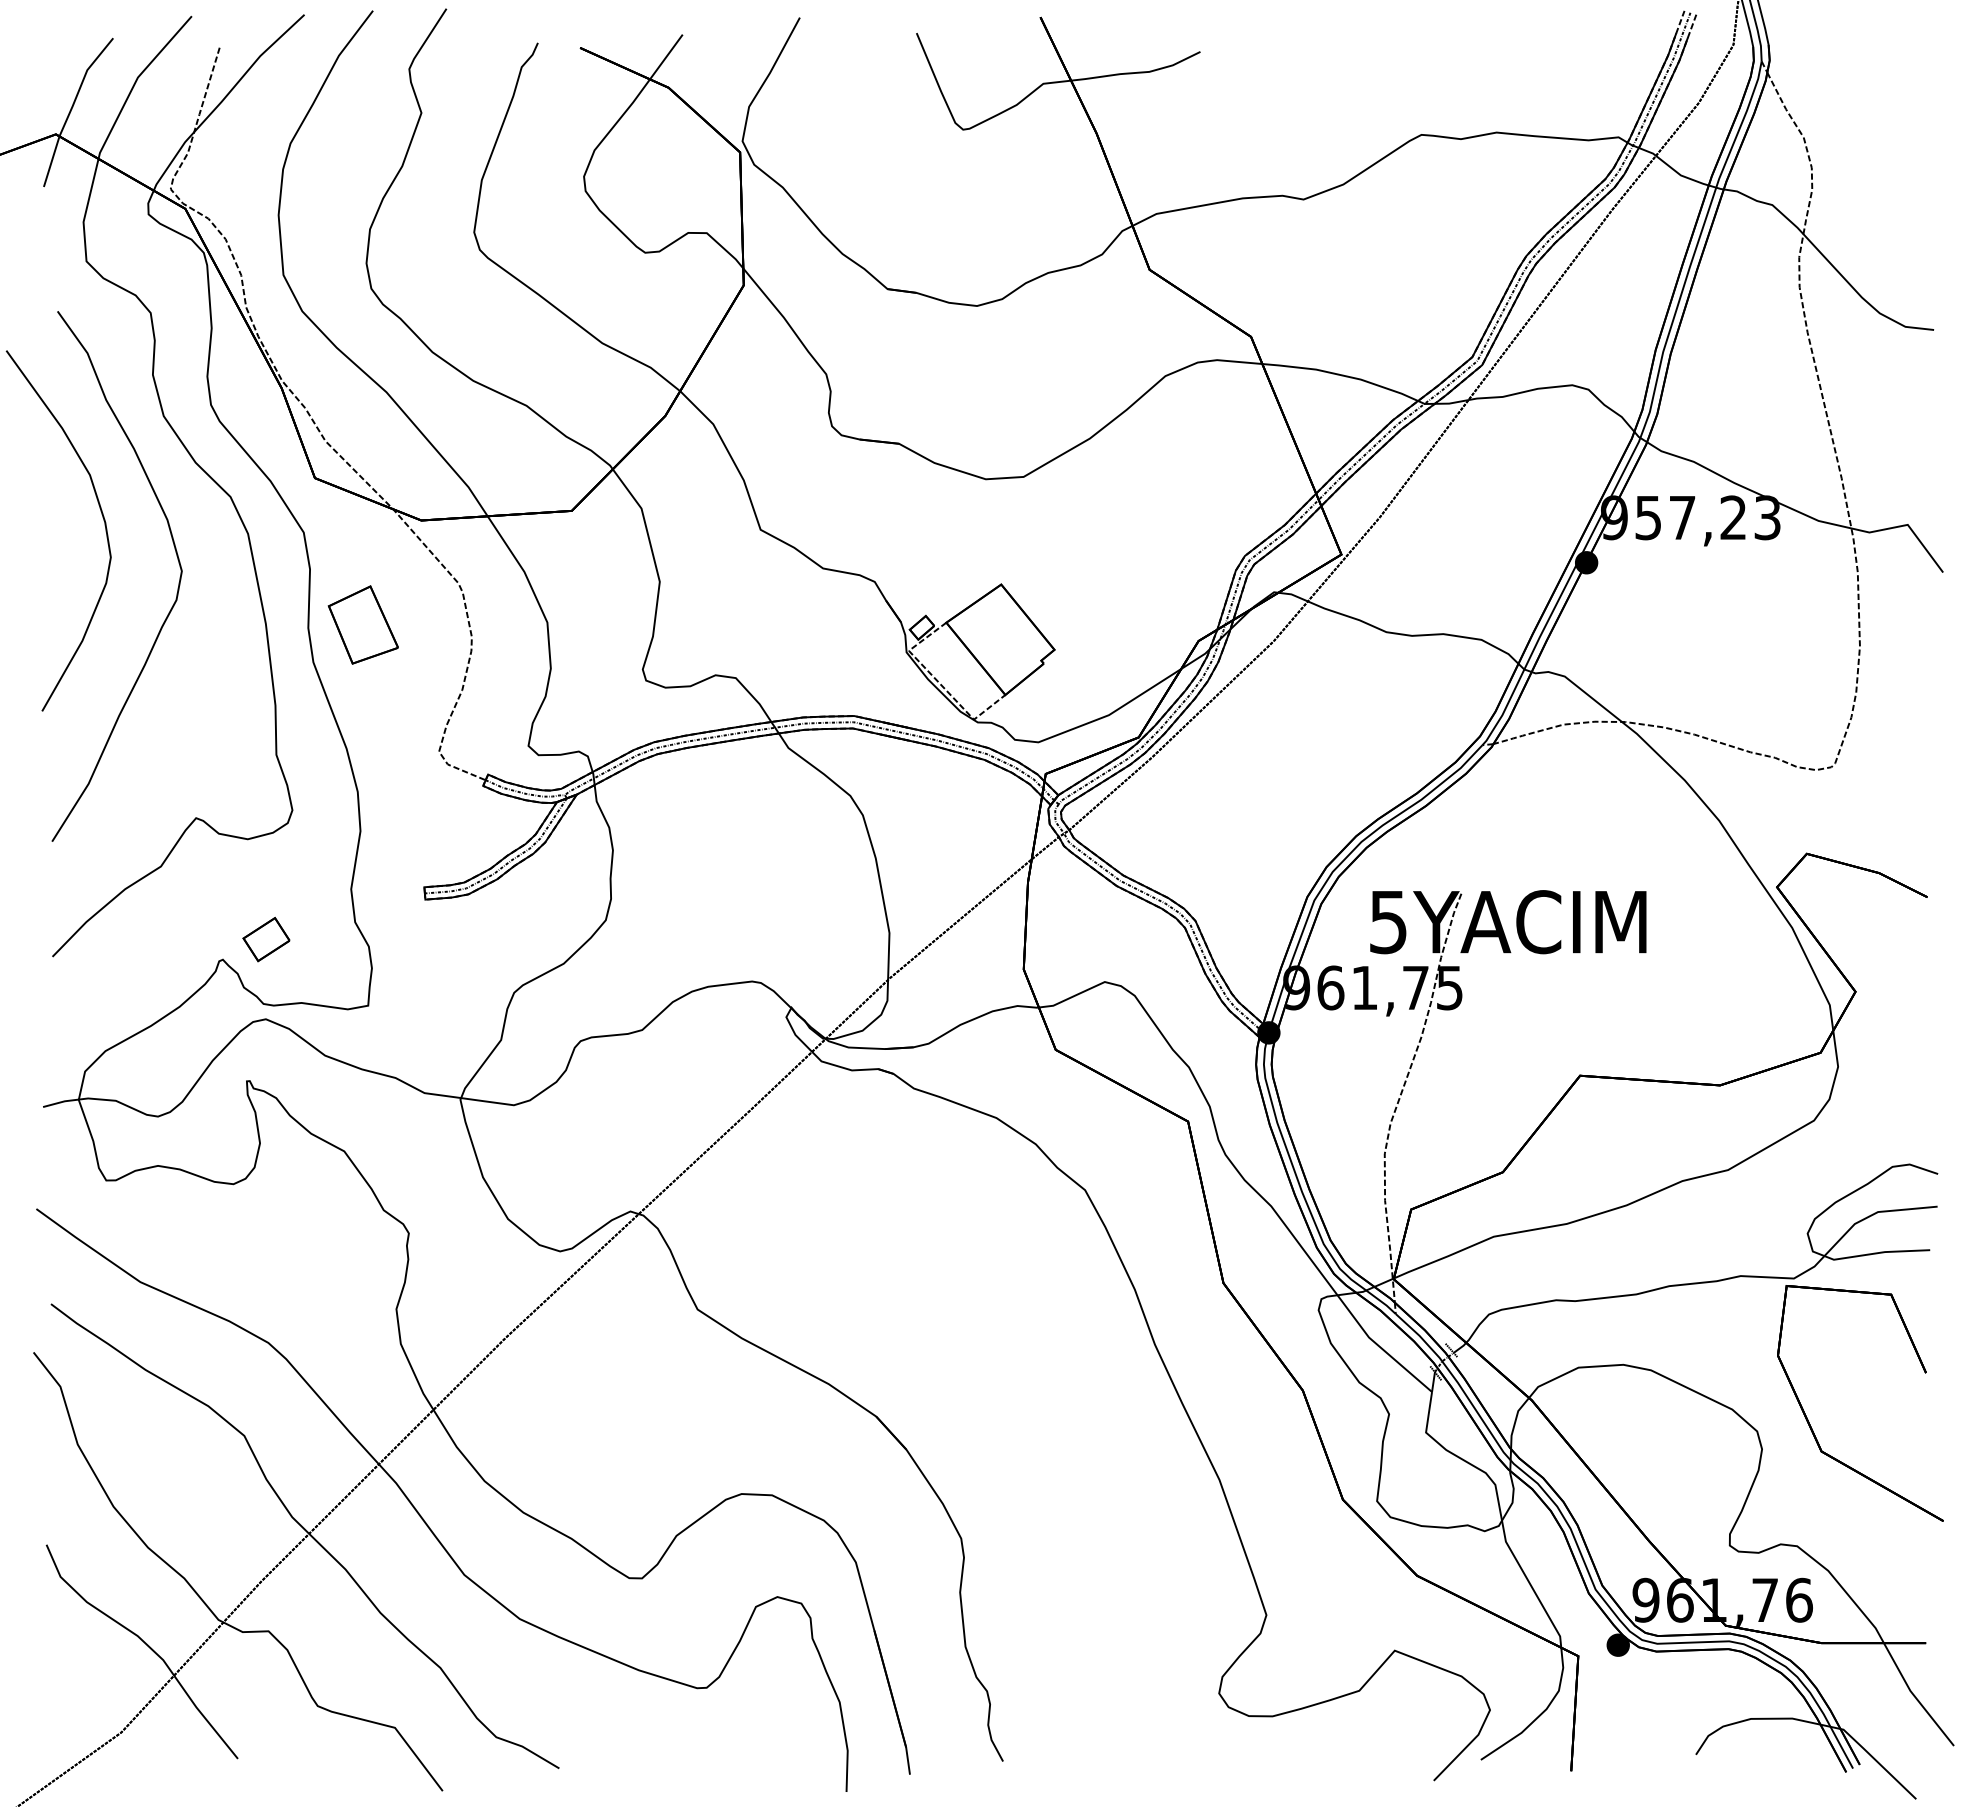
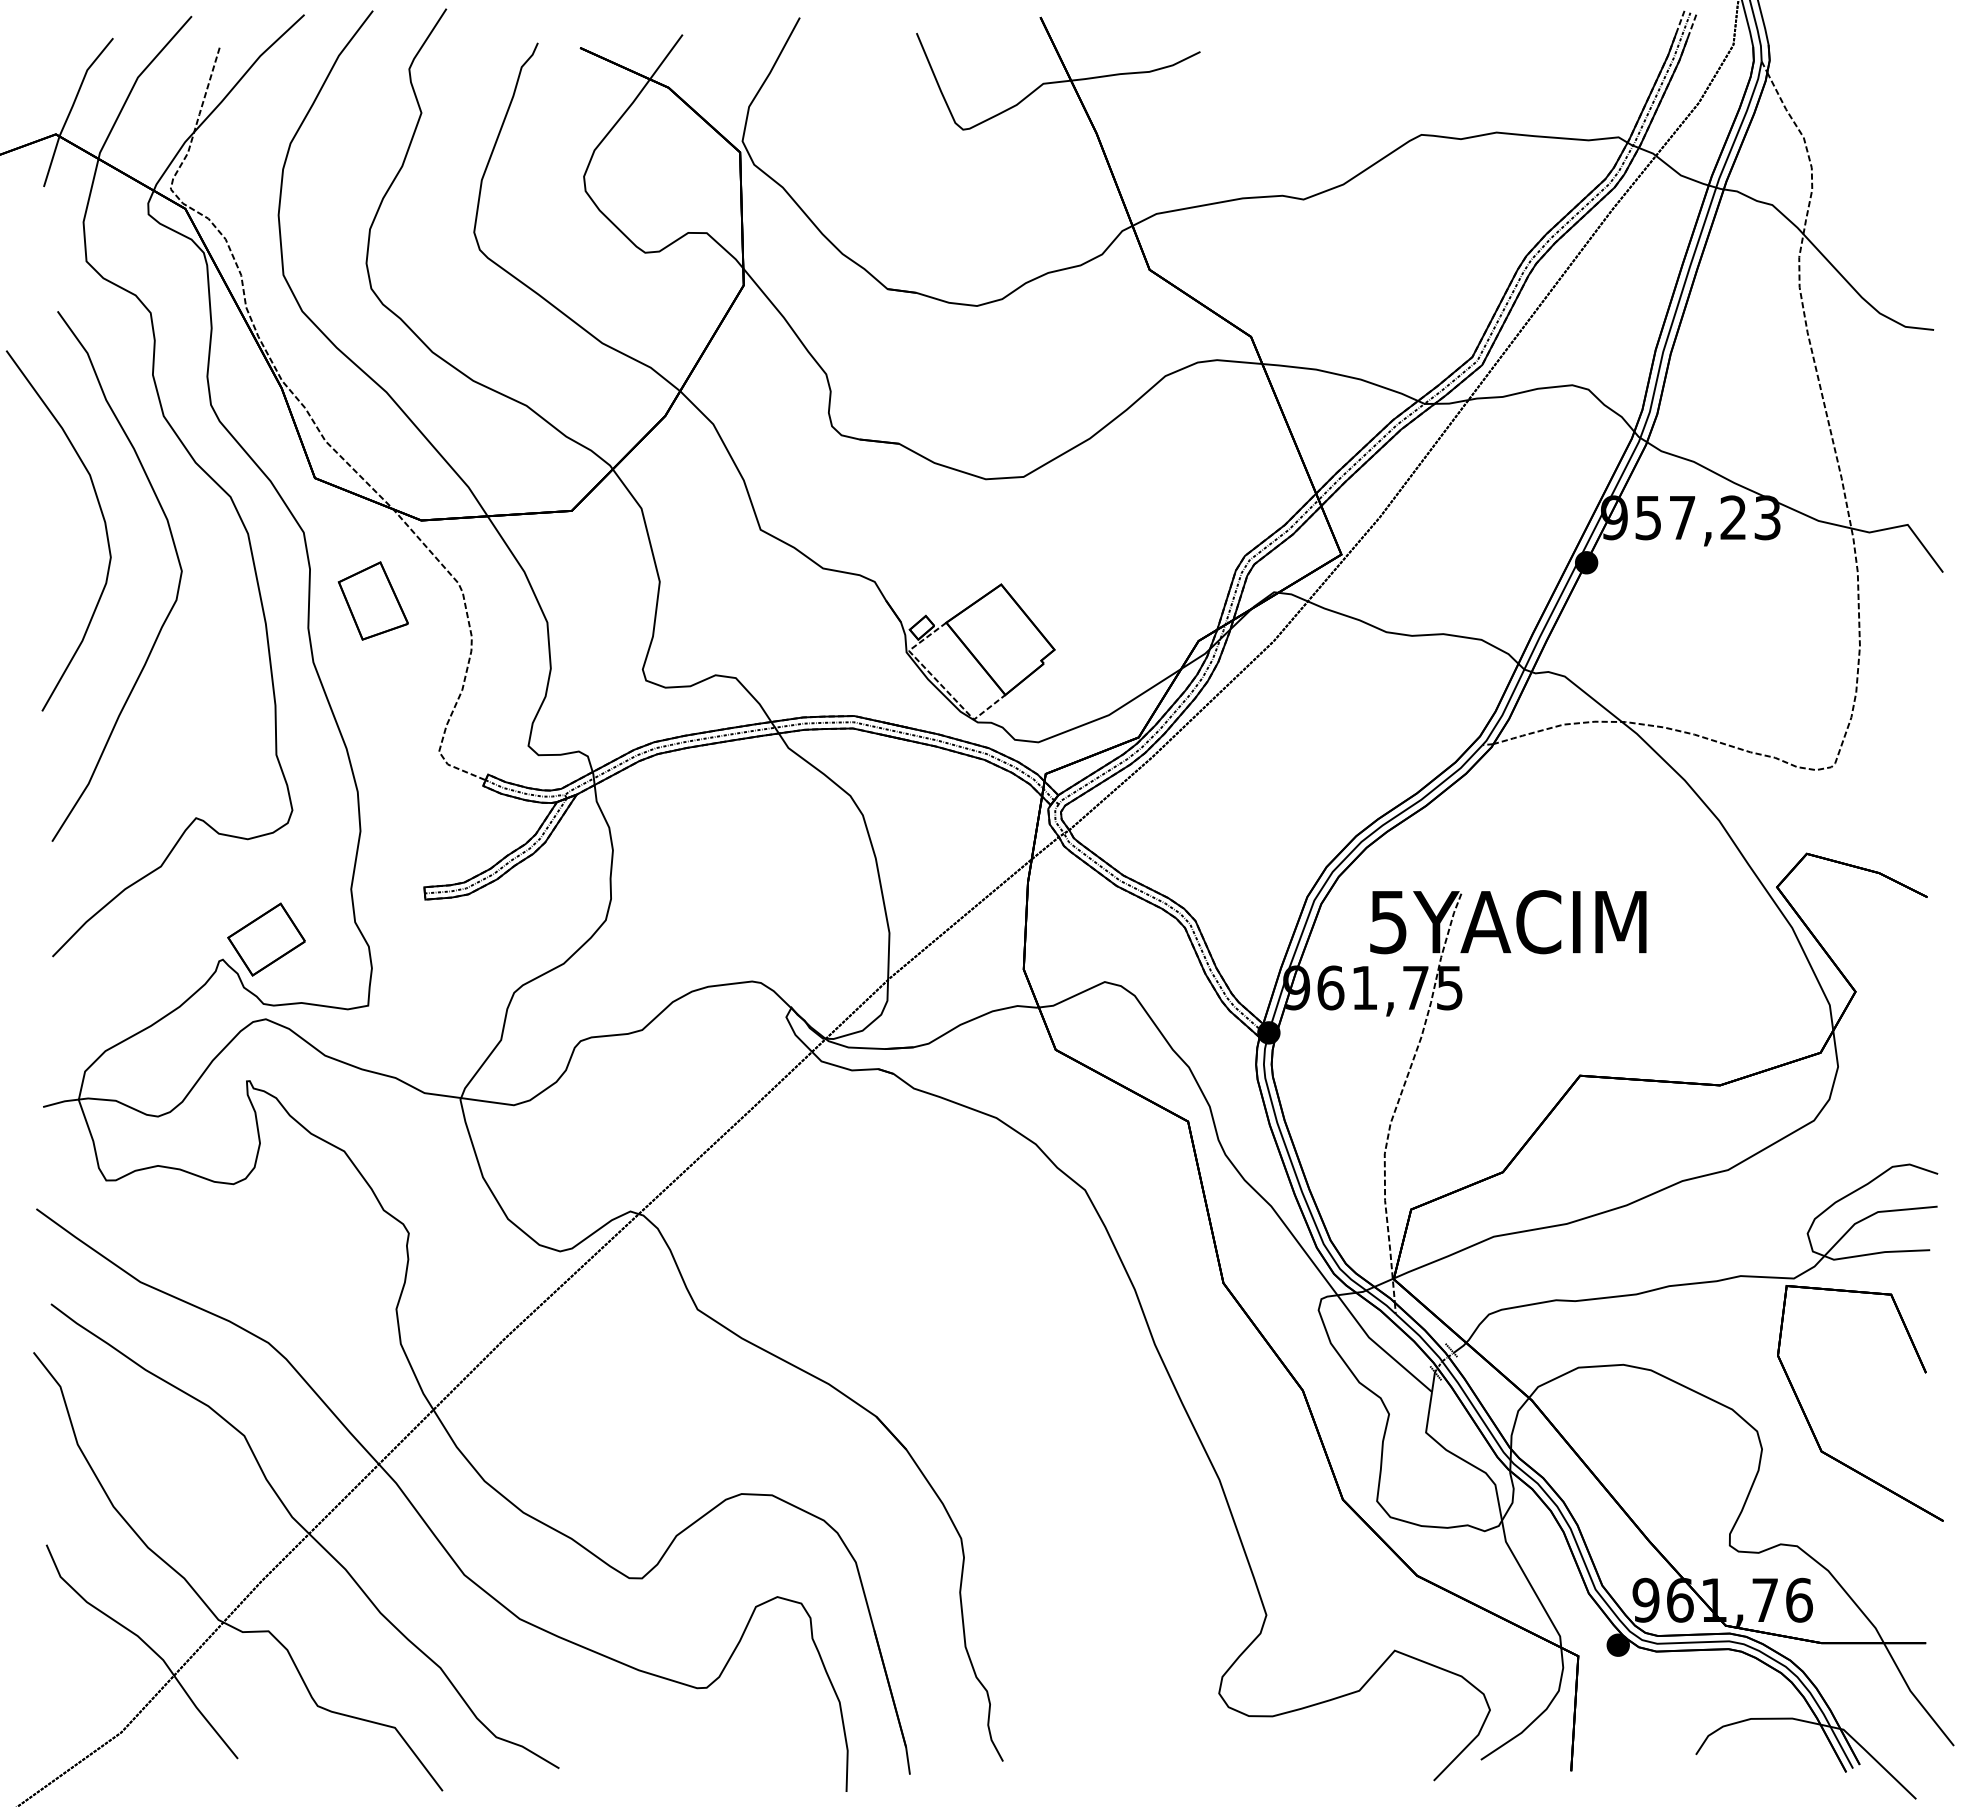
part position: (362, 624) -> (372, 600) (372, 600)
part size: 49x47 px -> 79x75 px (266, 939)
